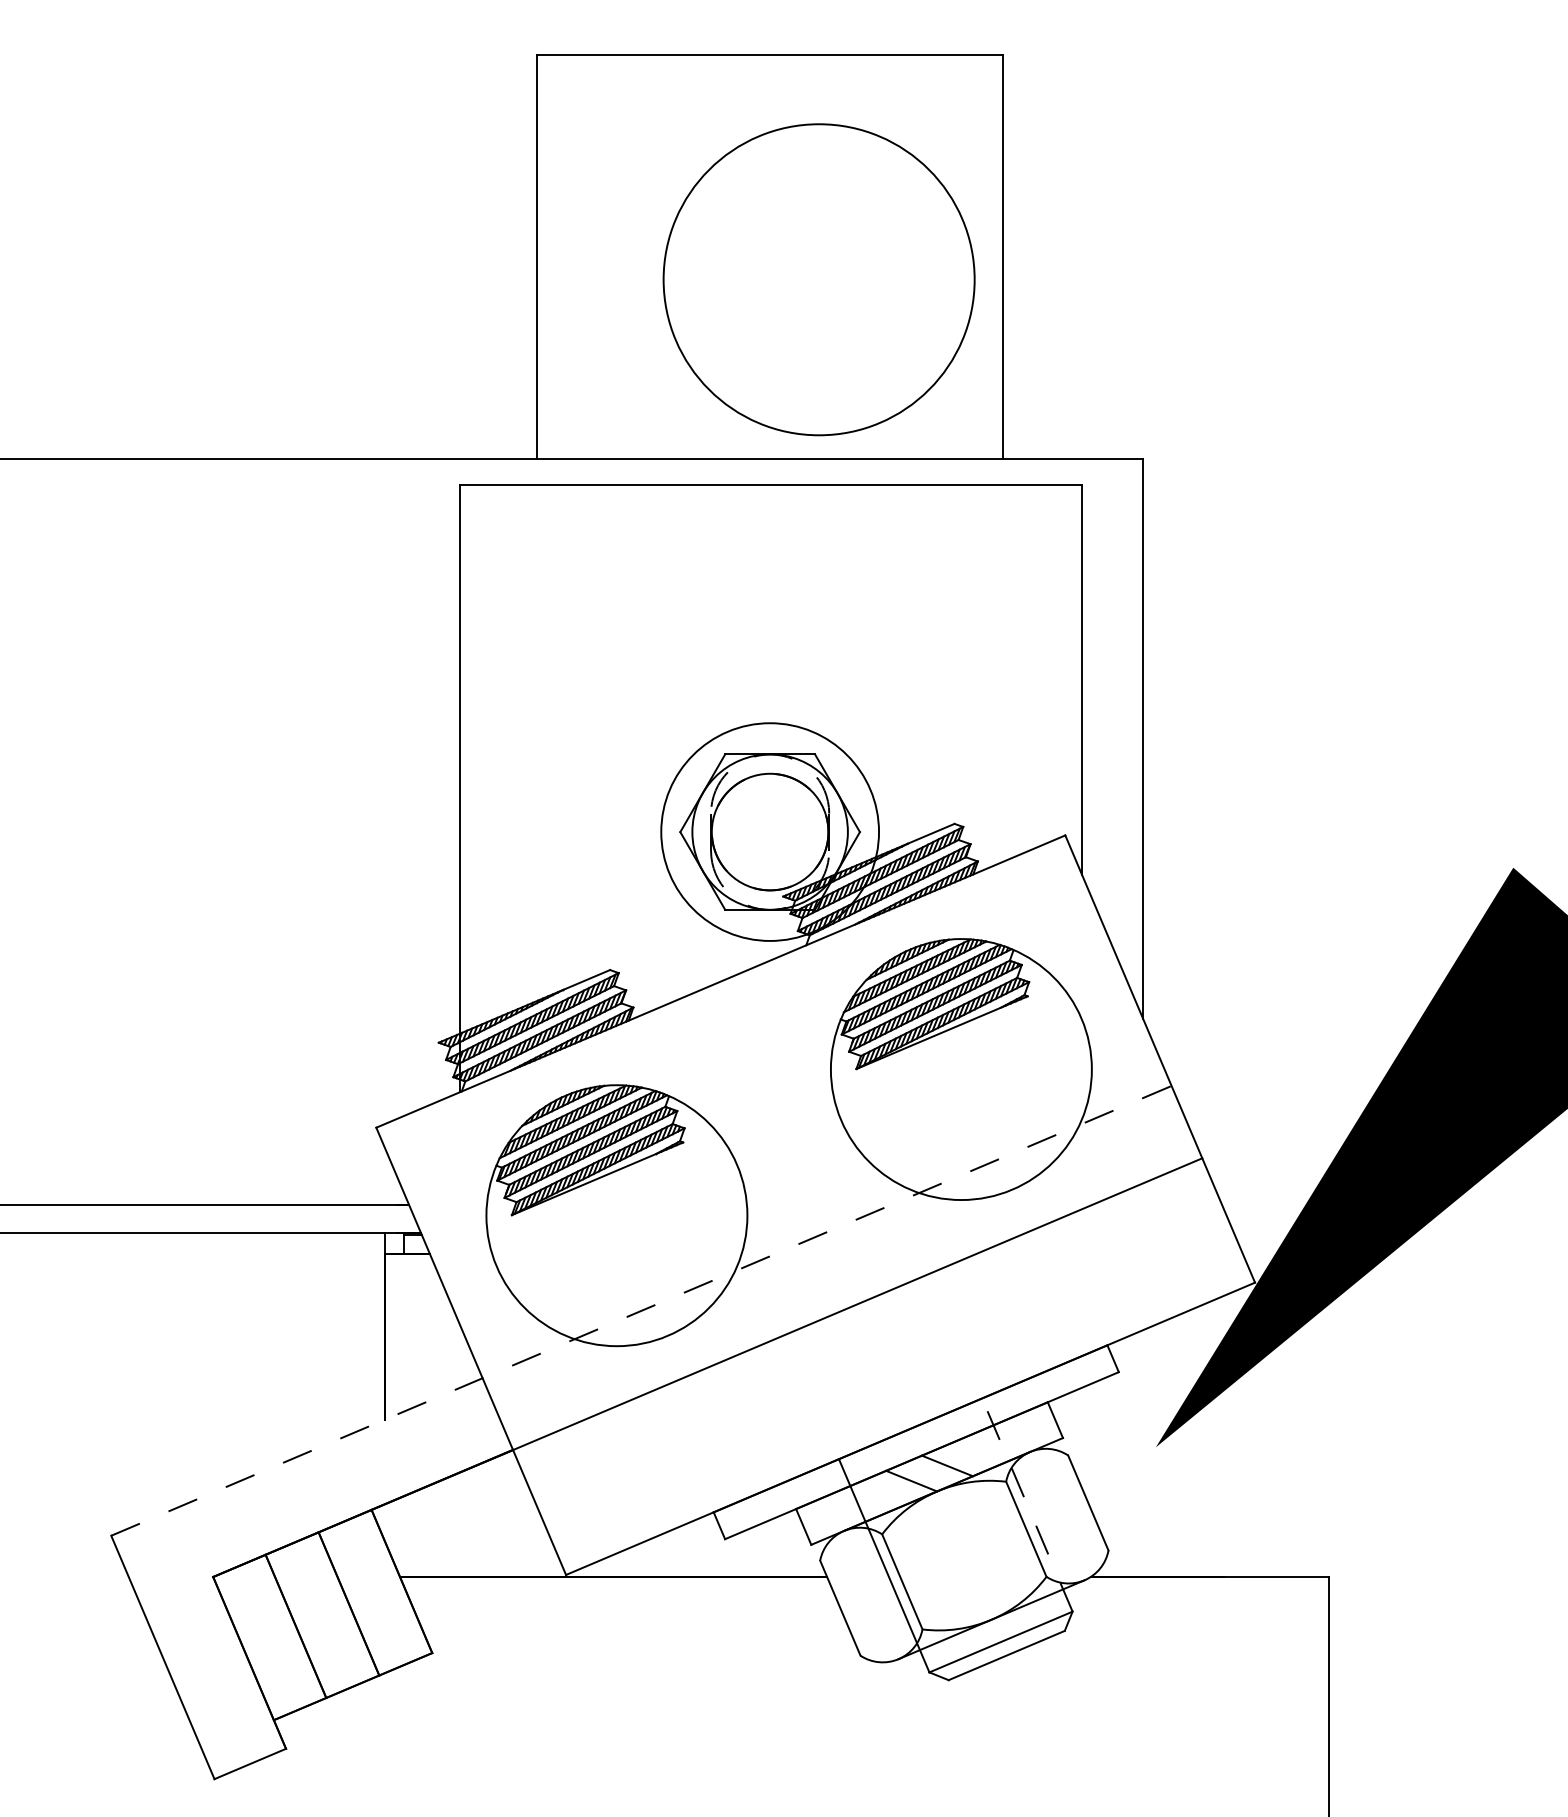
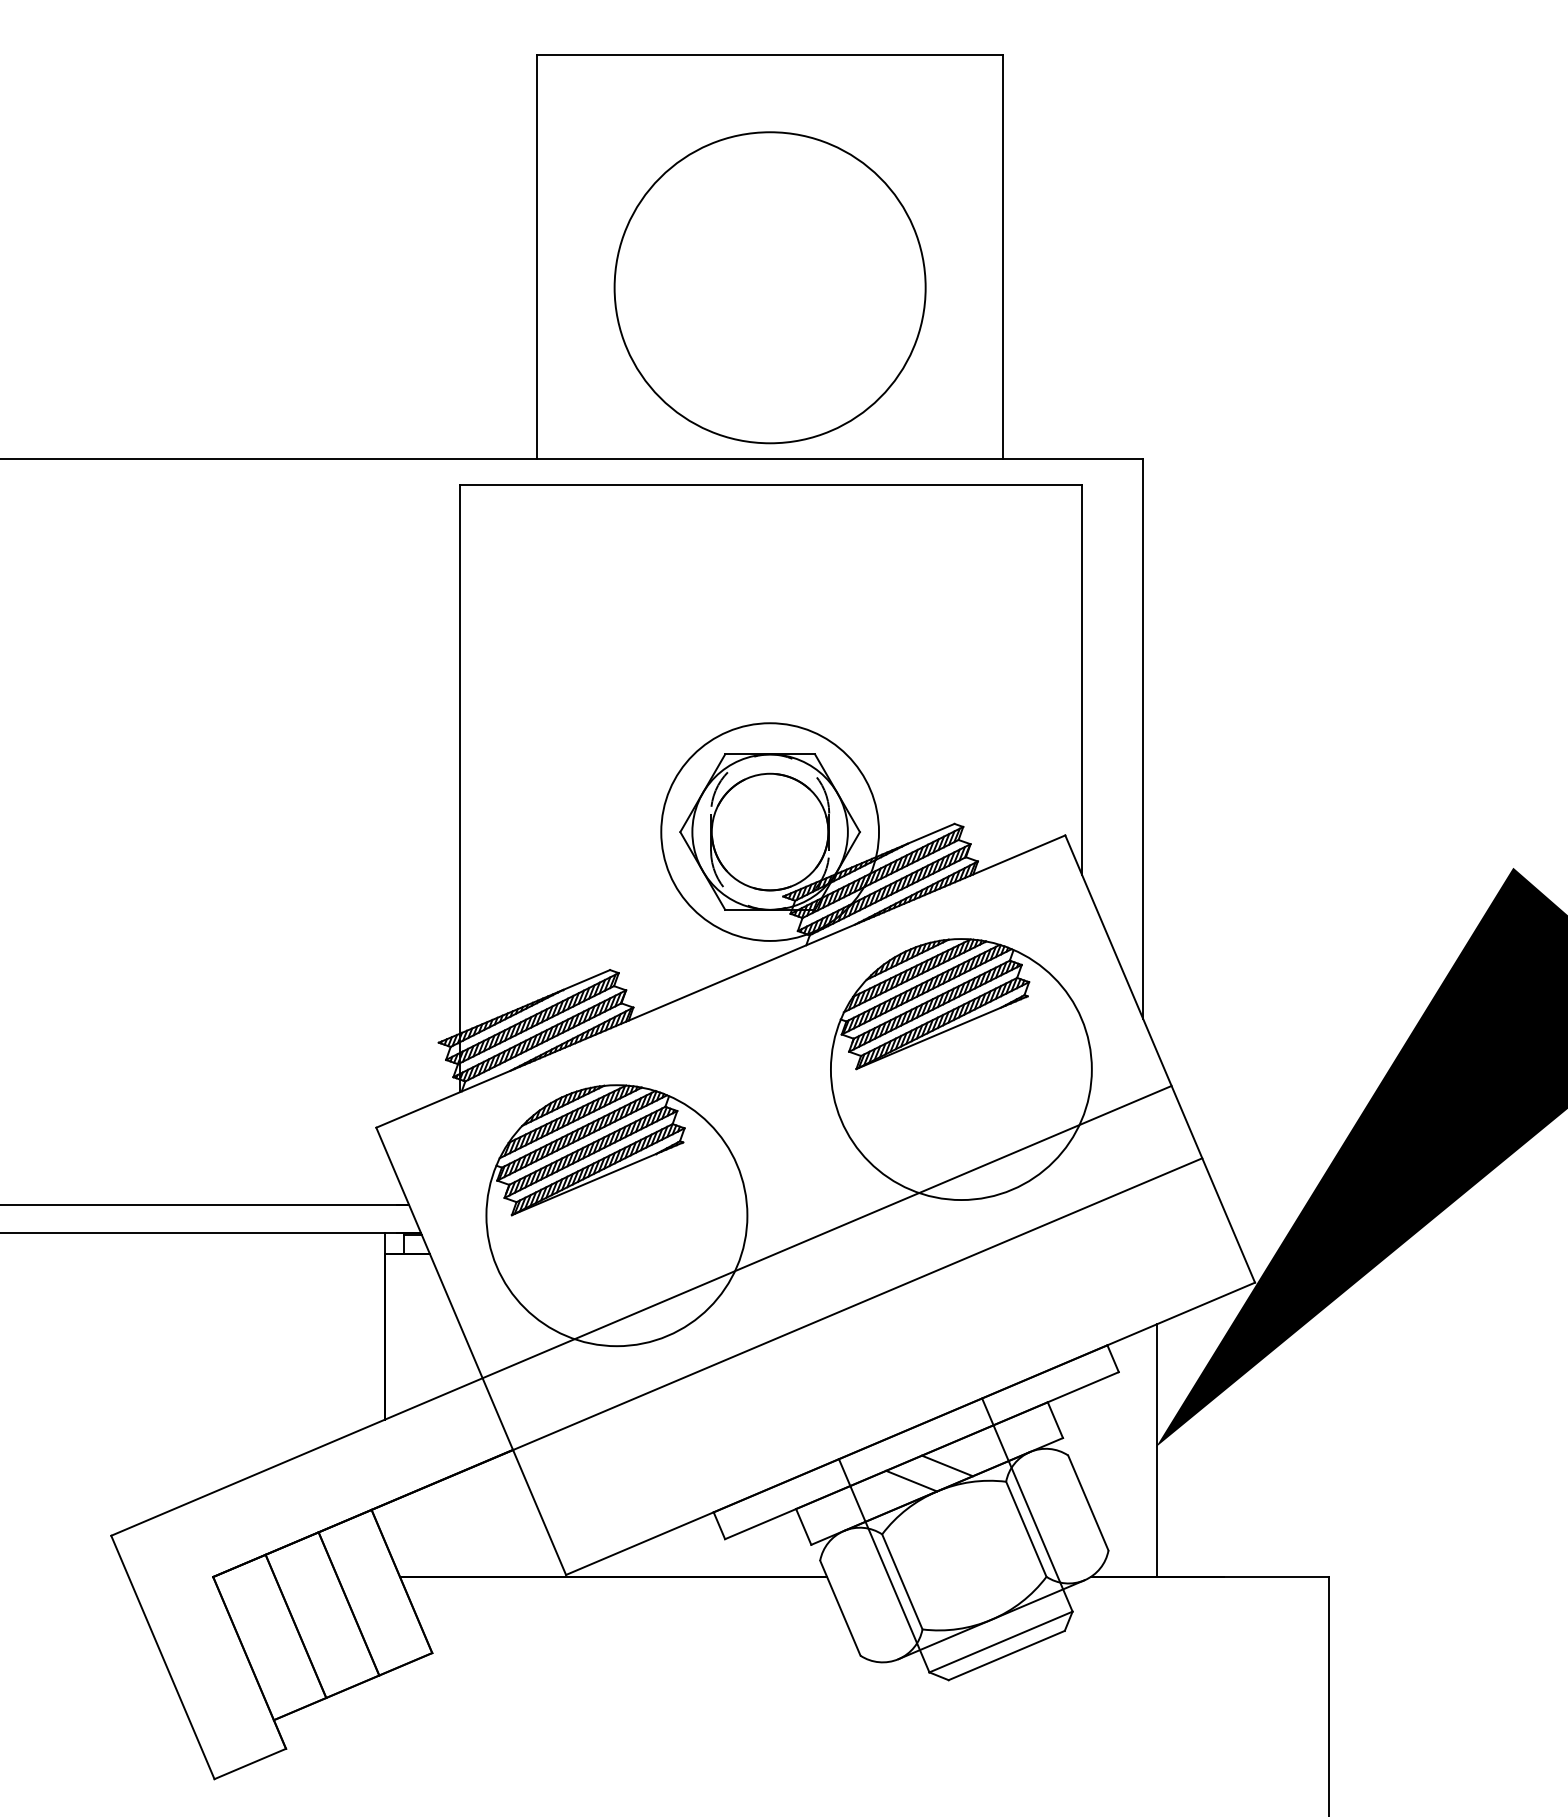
circle position: (818, 279) -> (769, 287) (769, 287)
line: dashed -> solid (641, 1310)
line: none -> present (1156, 1450)
line: dashed -> solid (1027, 1505)
